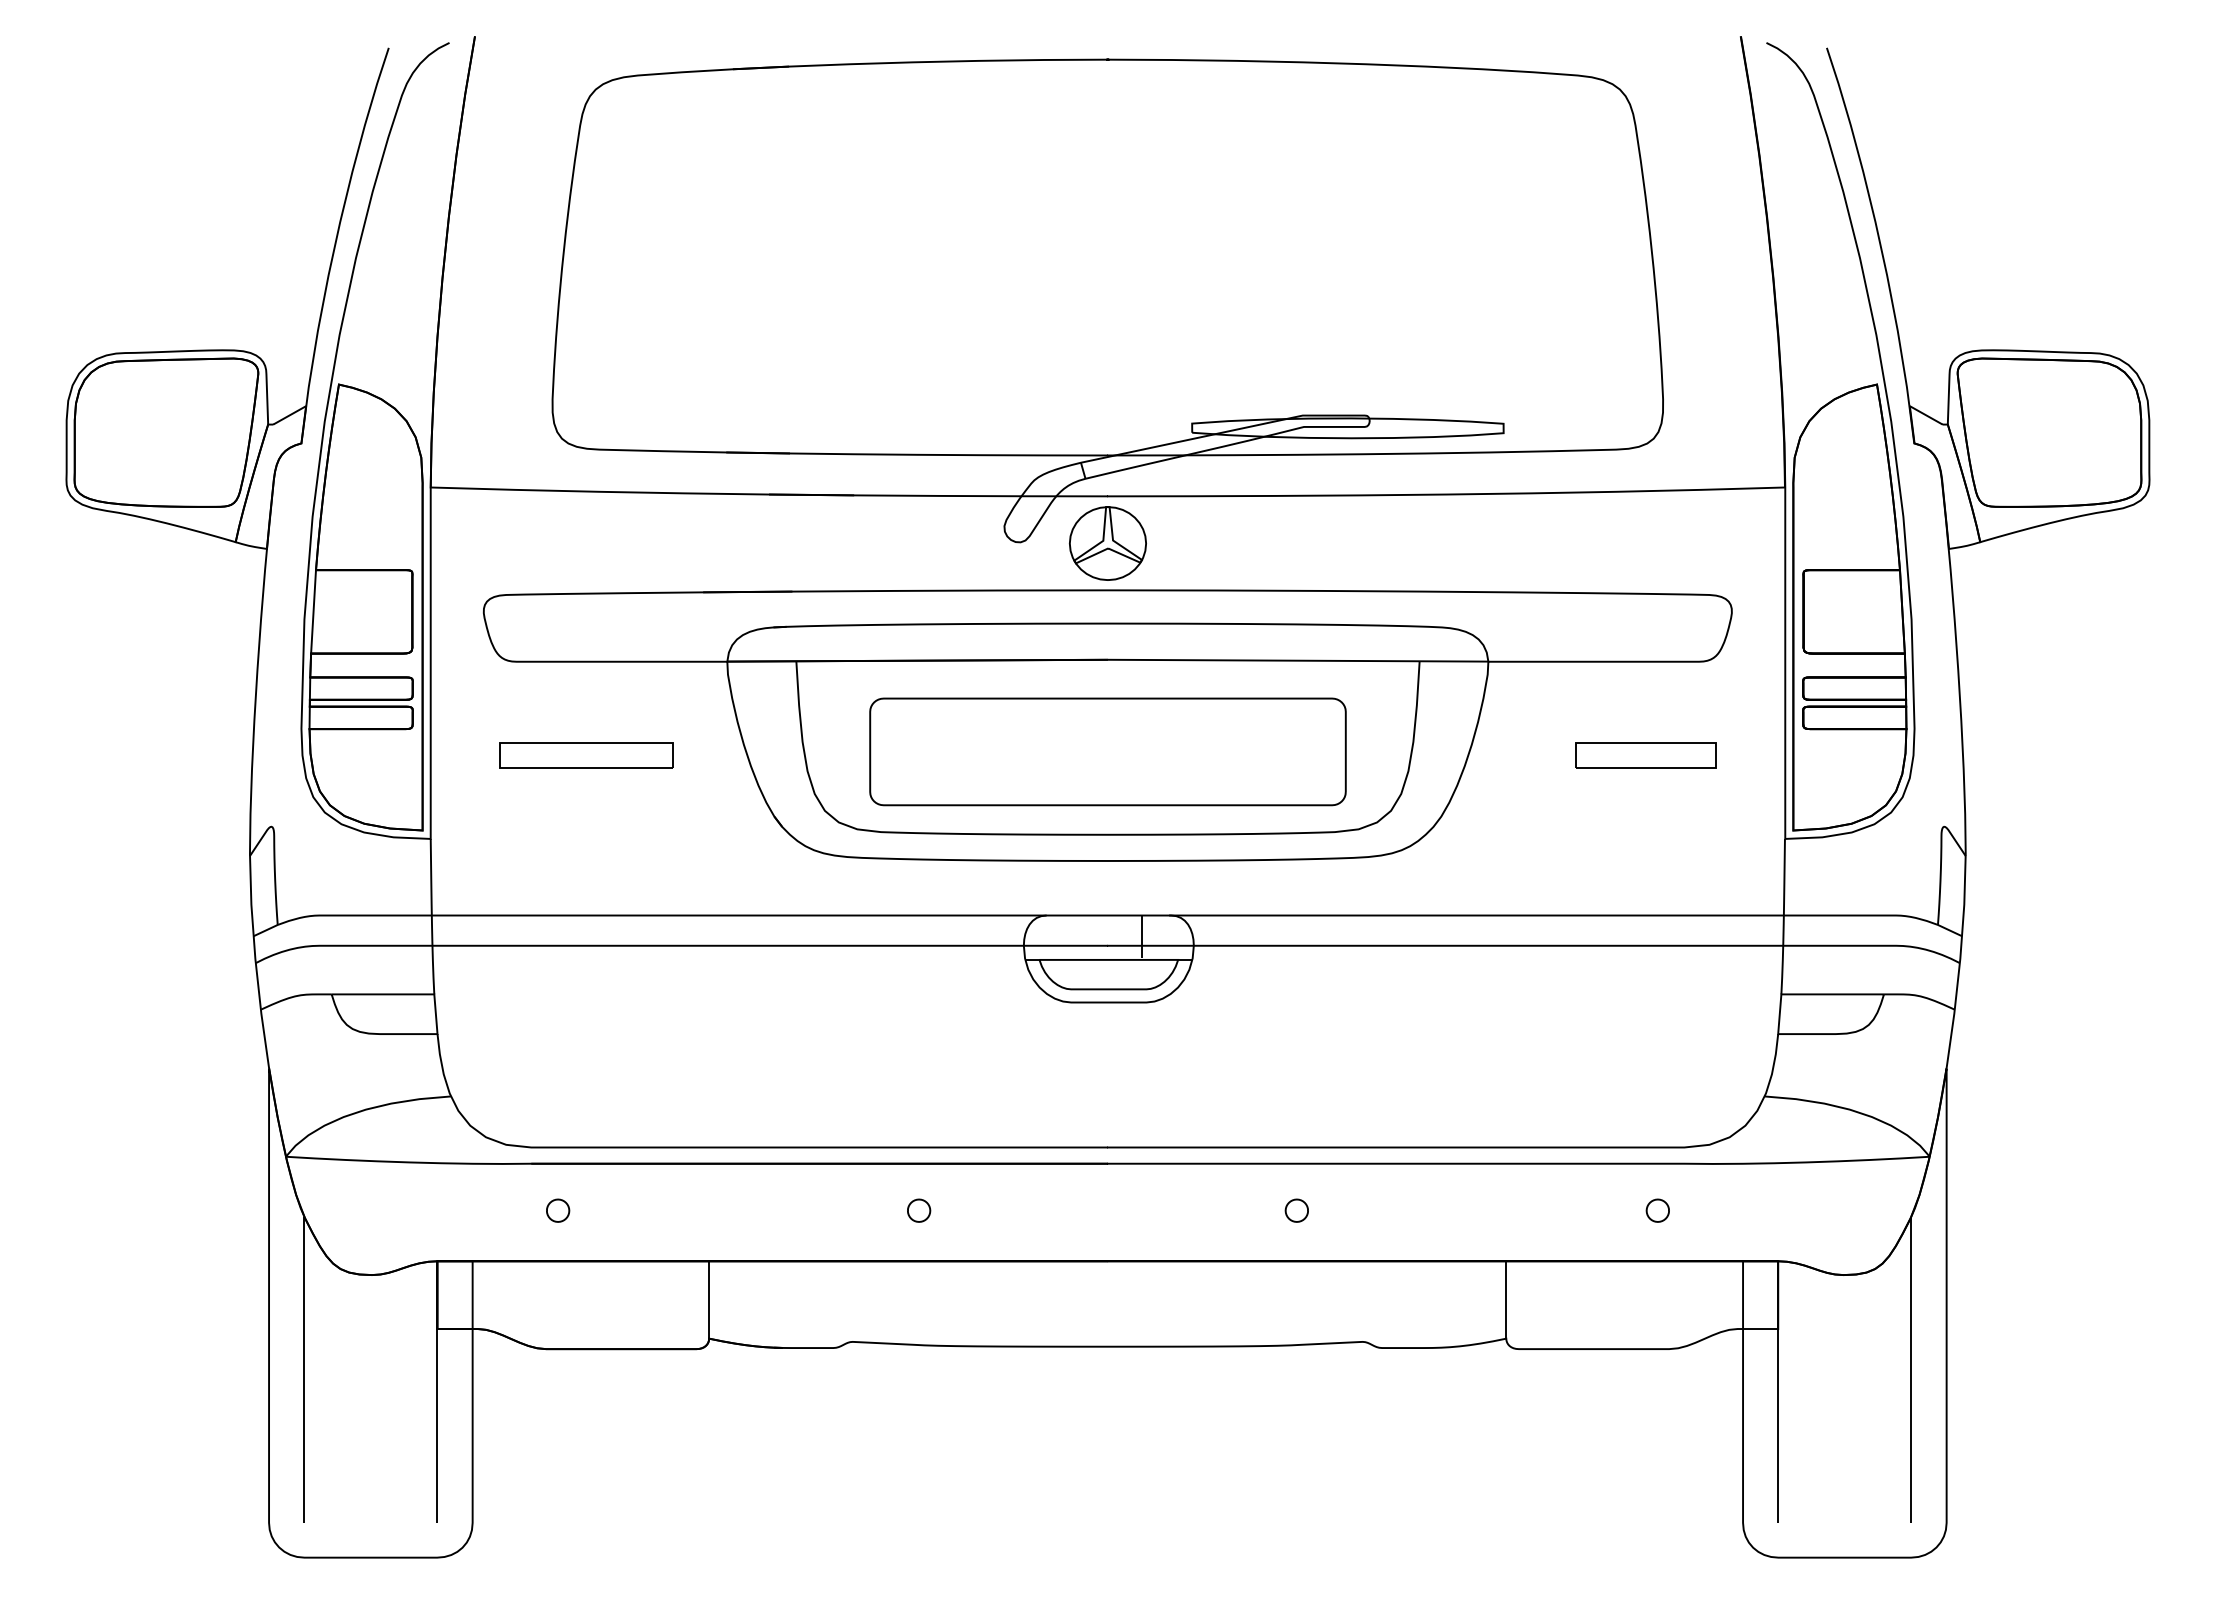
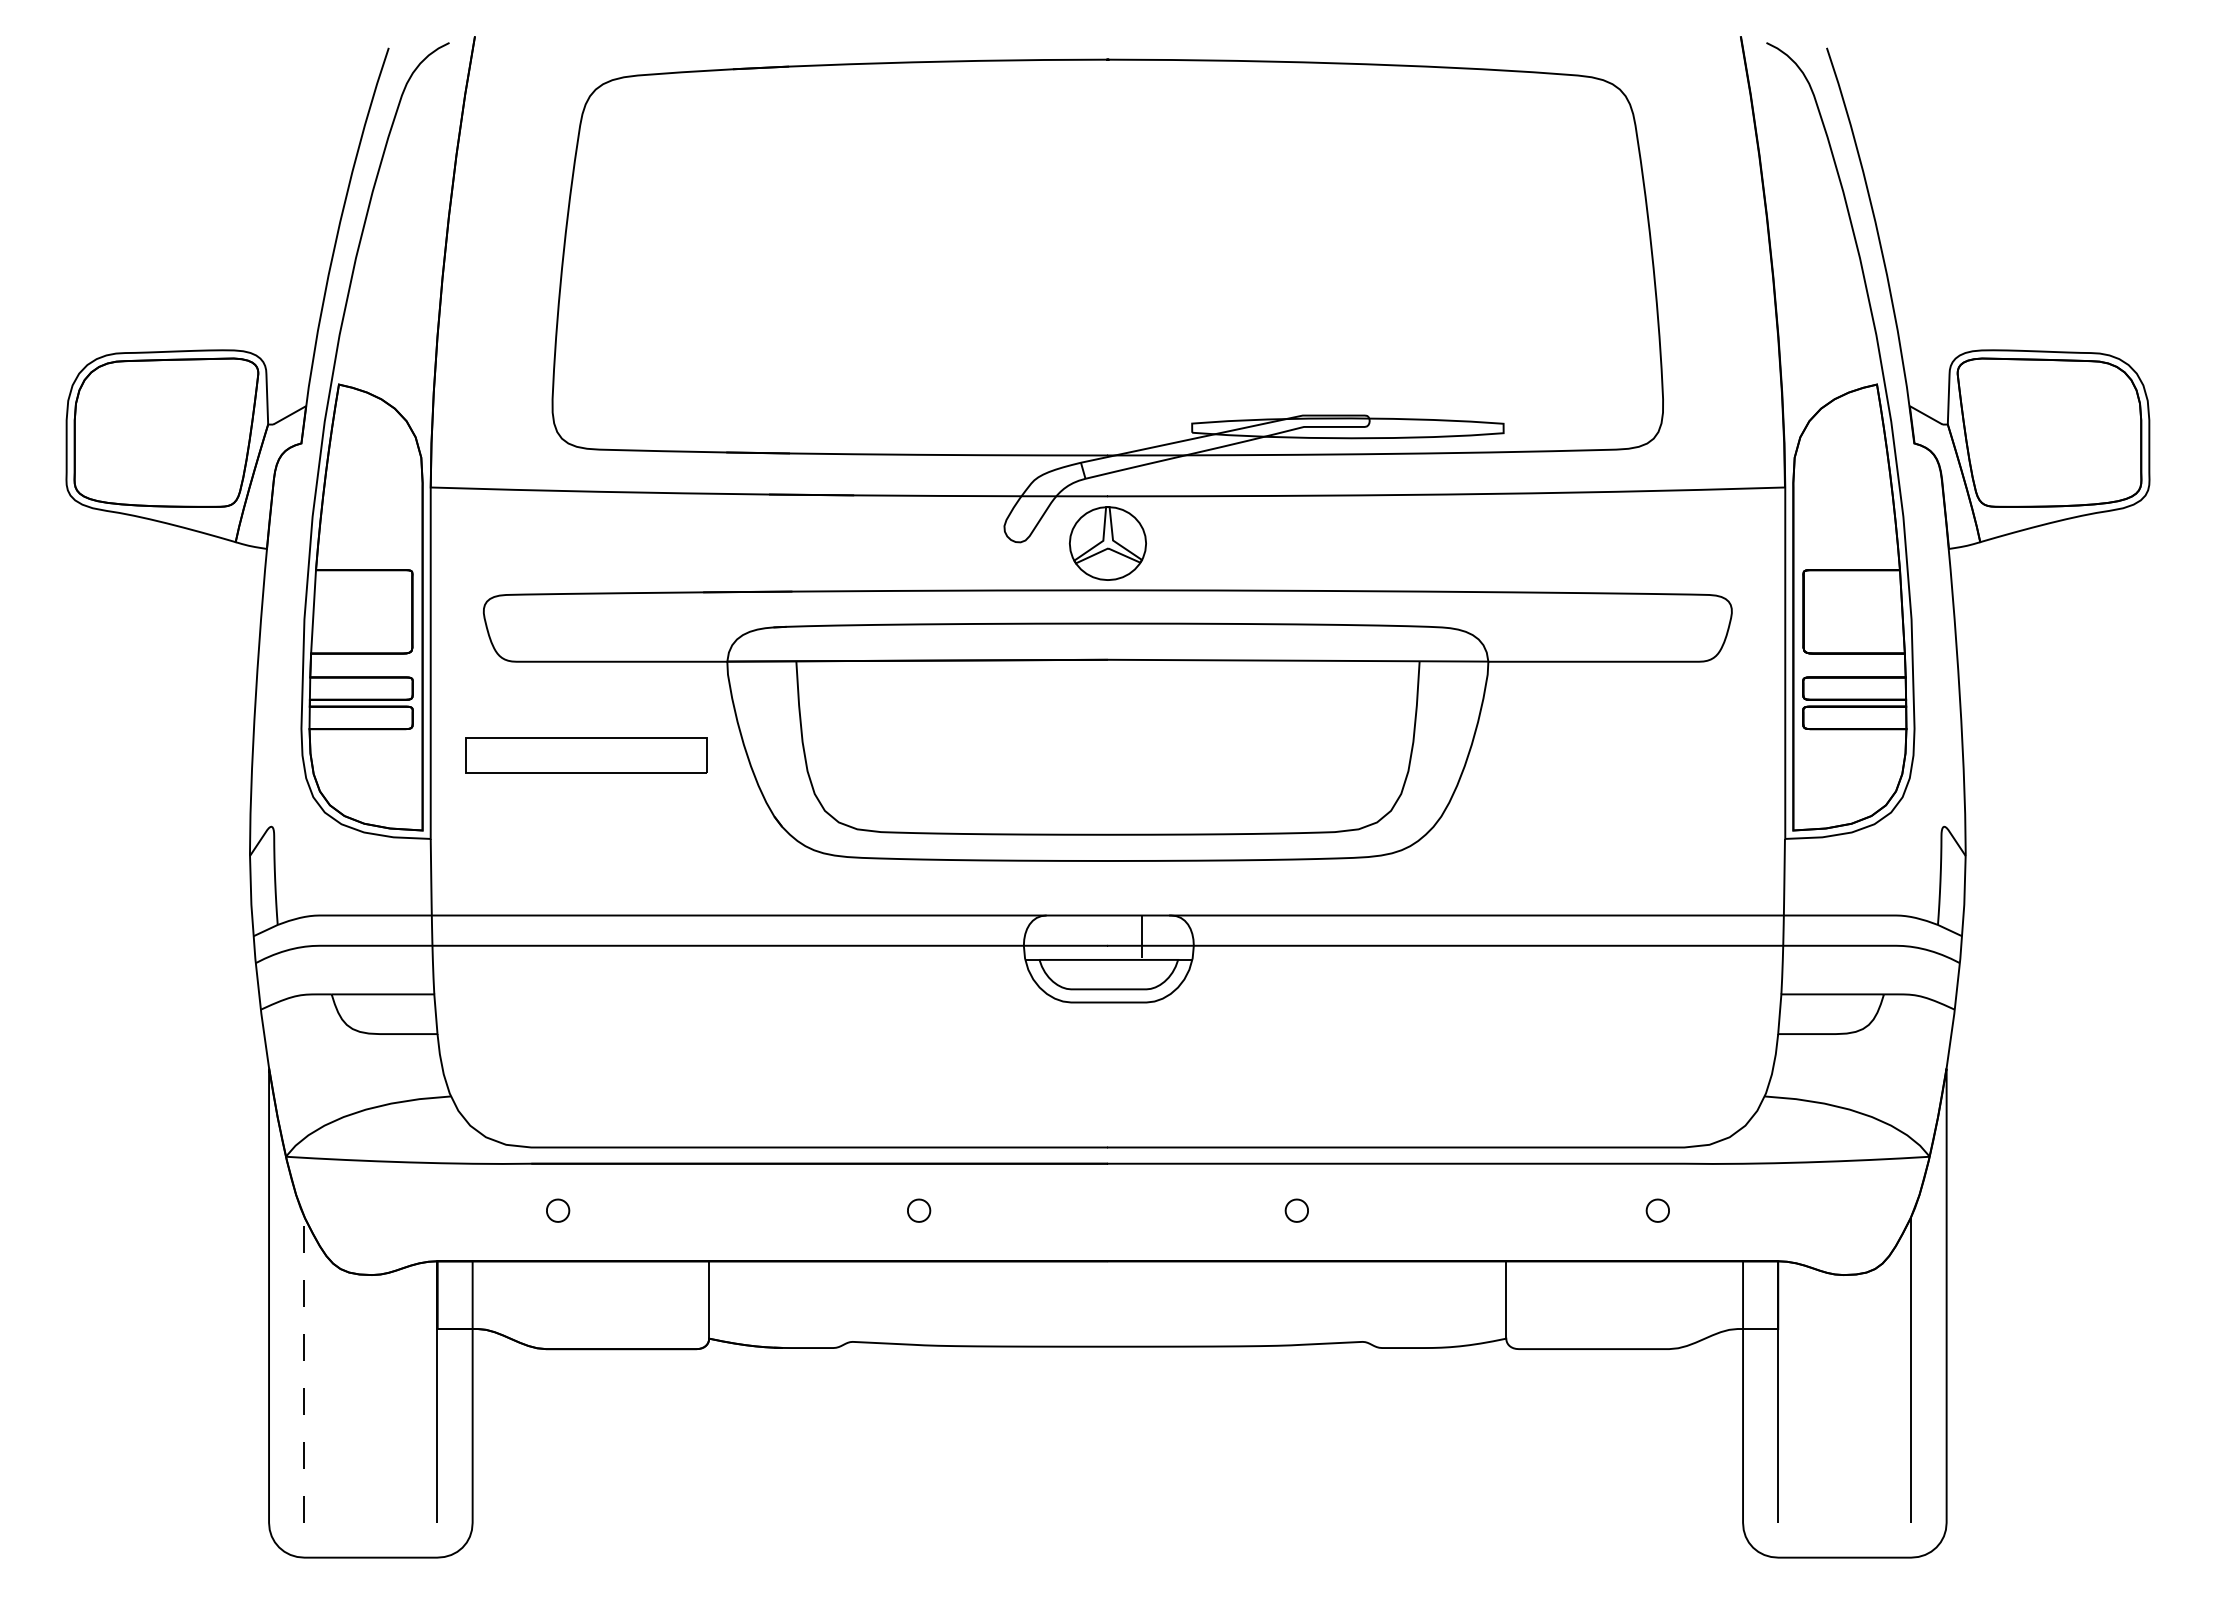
part: present -> none (1107, 751)
part size: 175x27 px -> 243x37 px (586, 755)
part: present -> none (1645, 755)
line: solid -> dashed (304, 1370)
